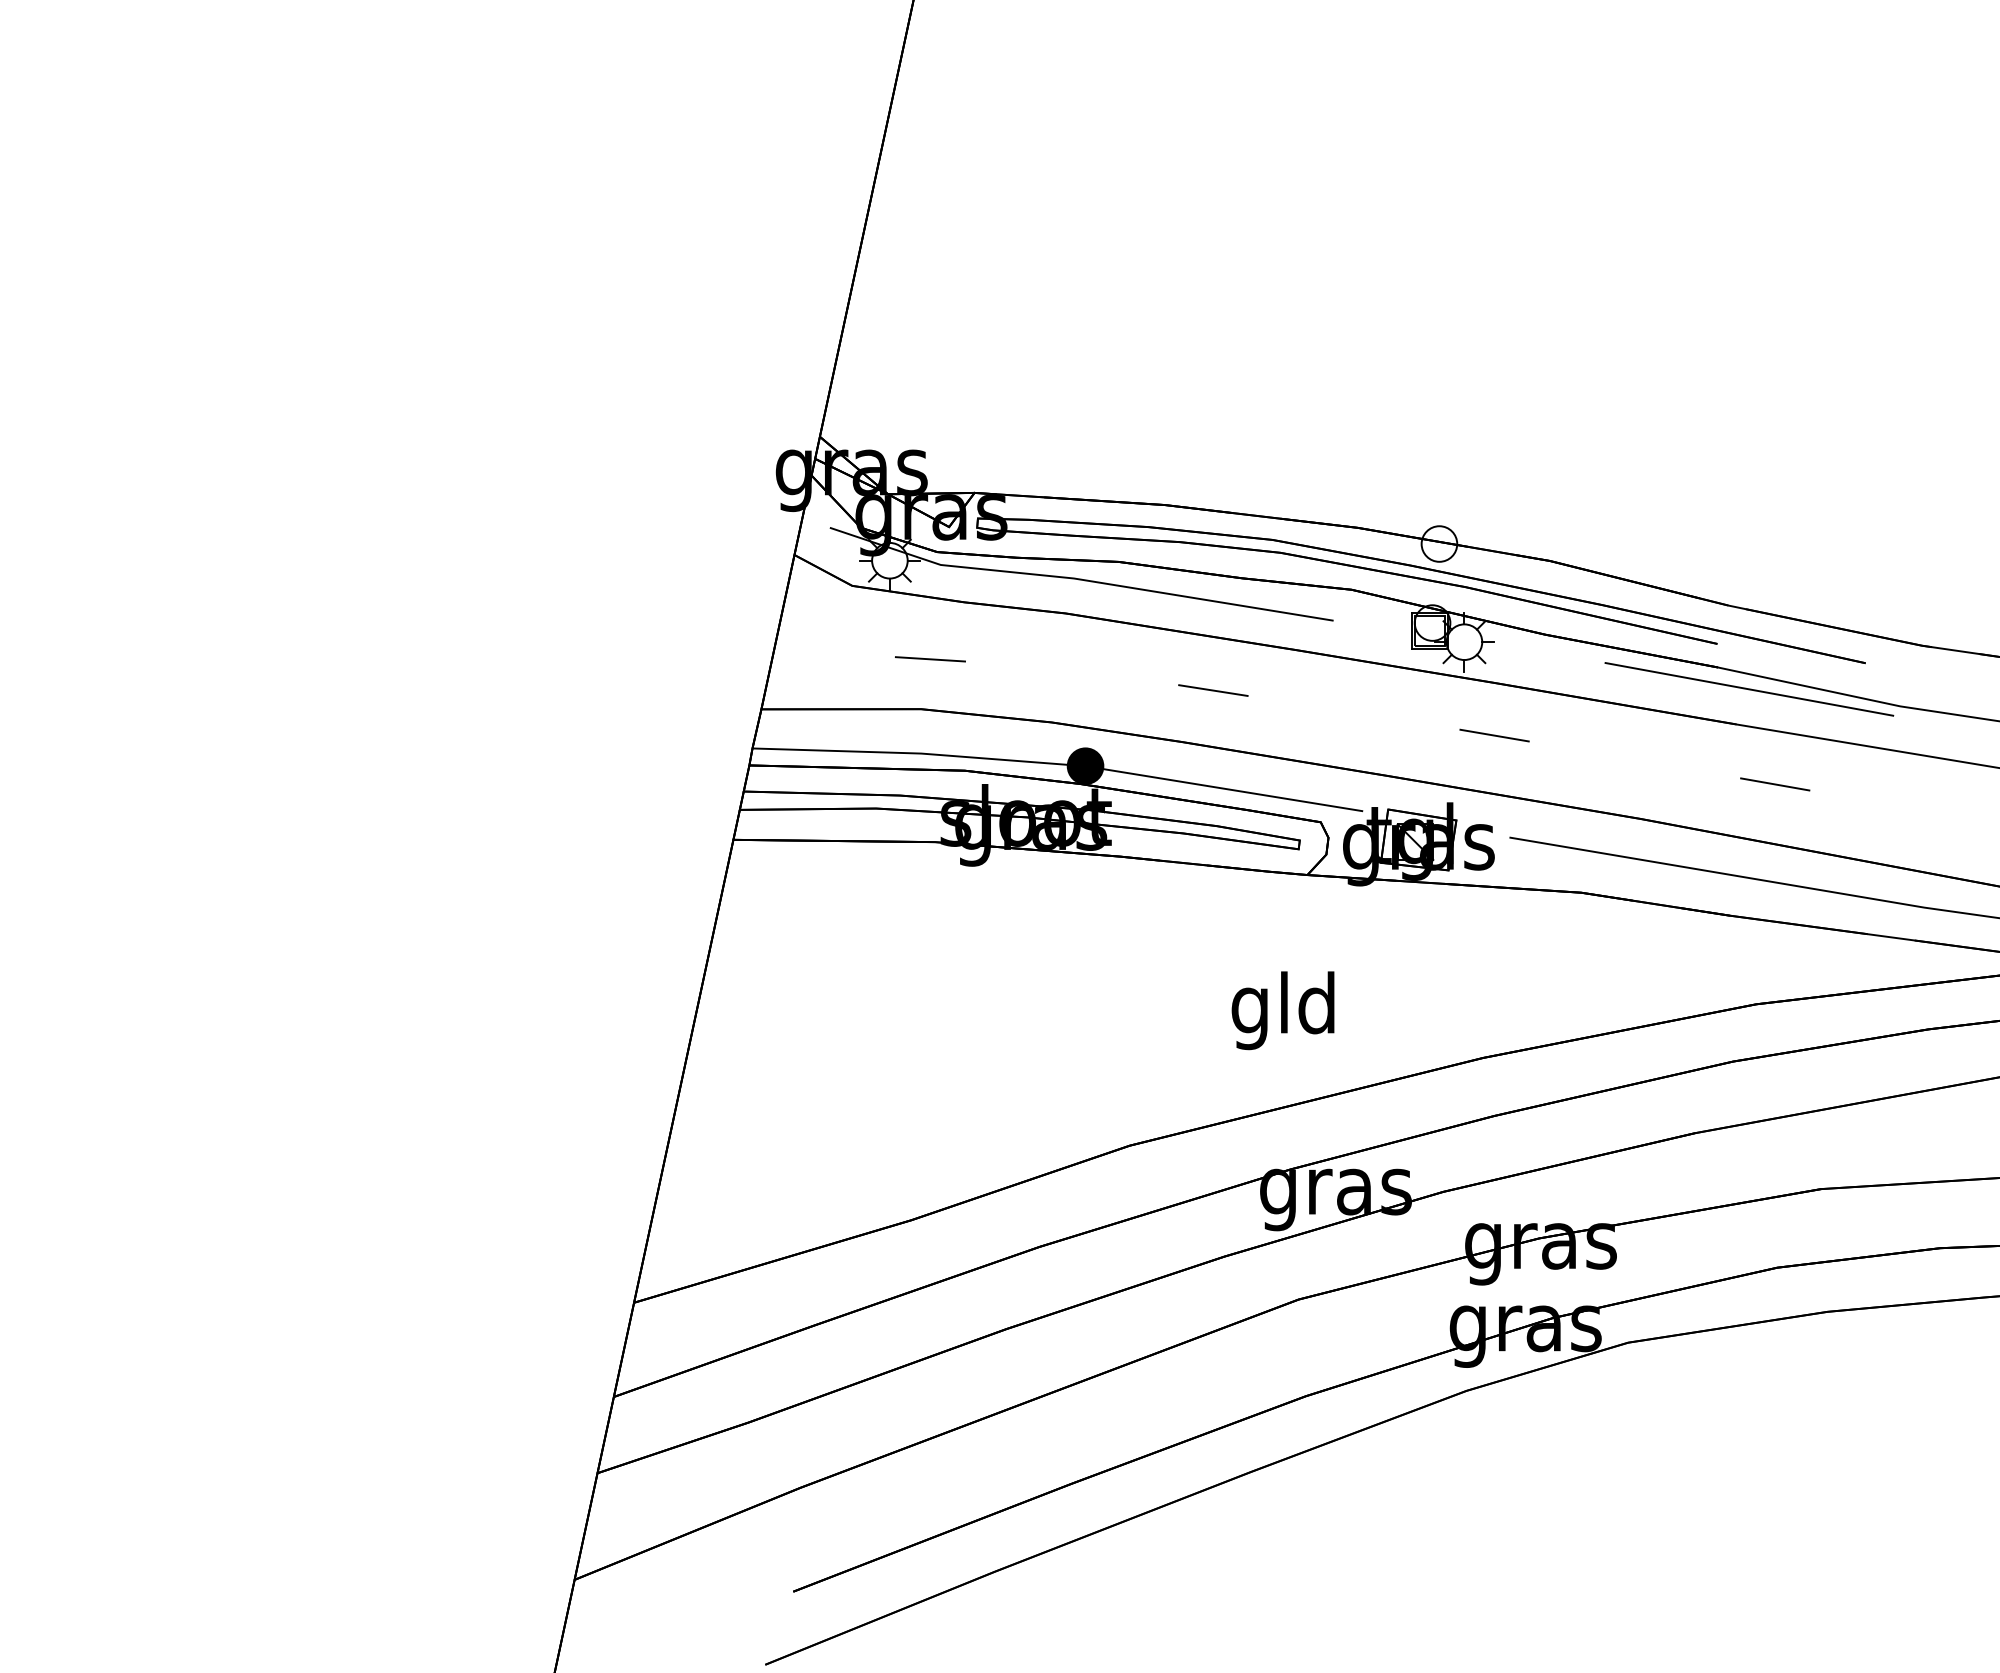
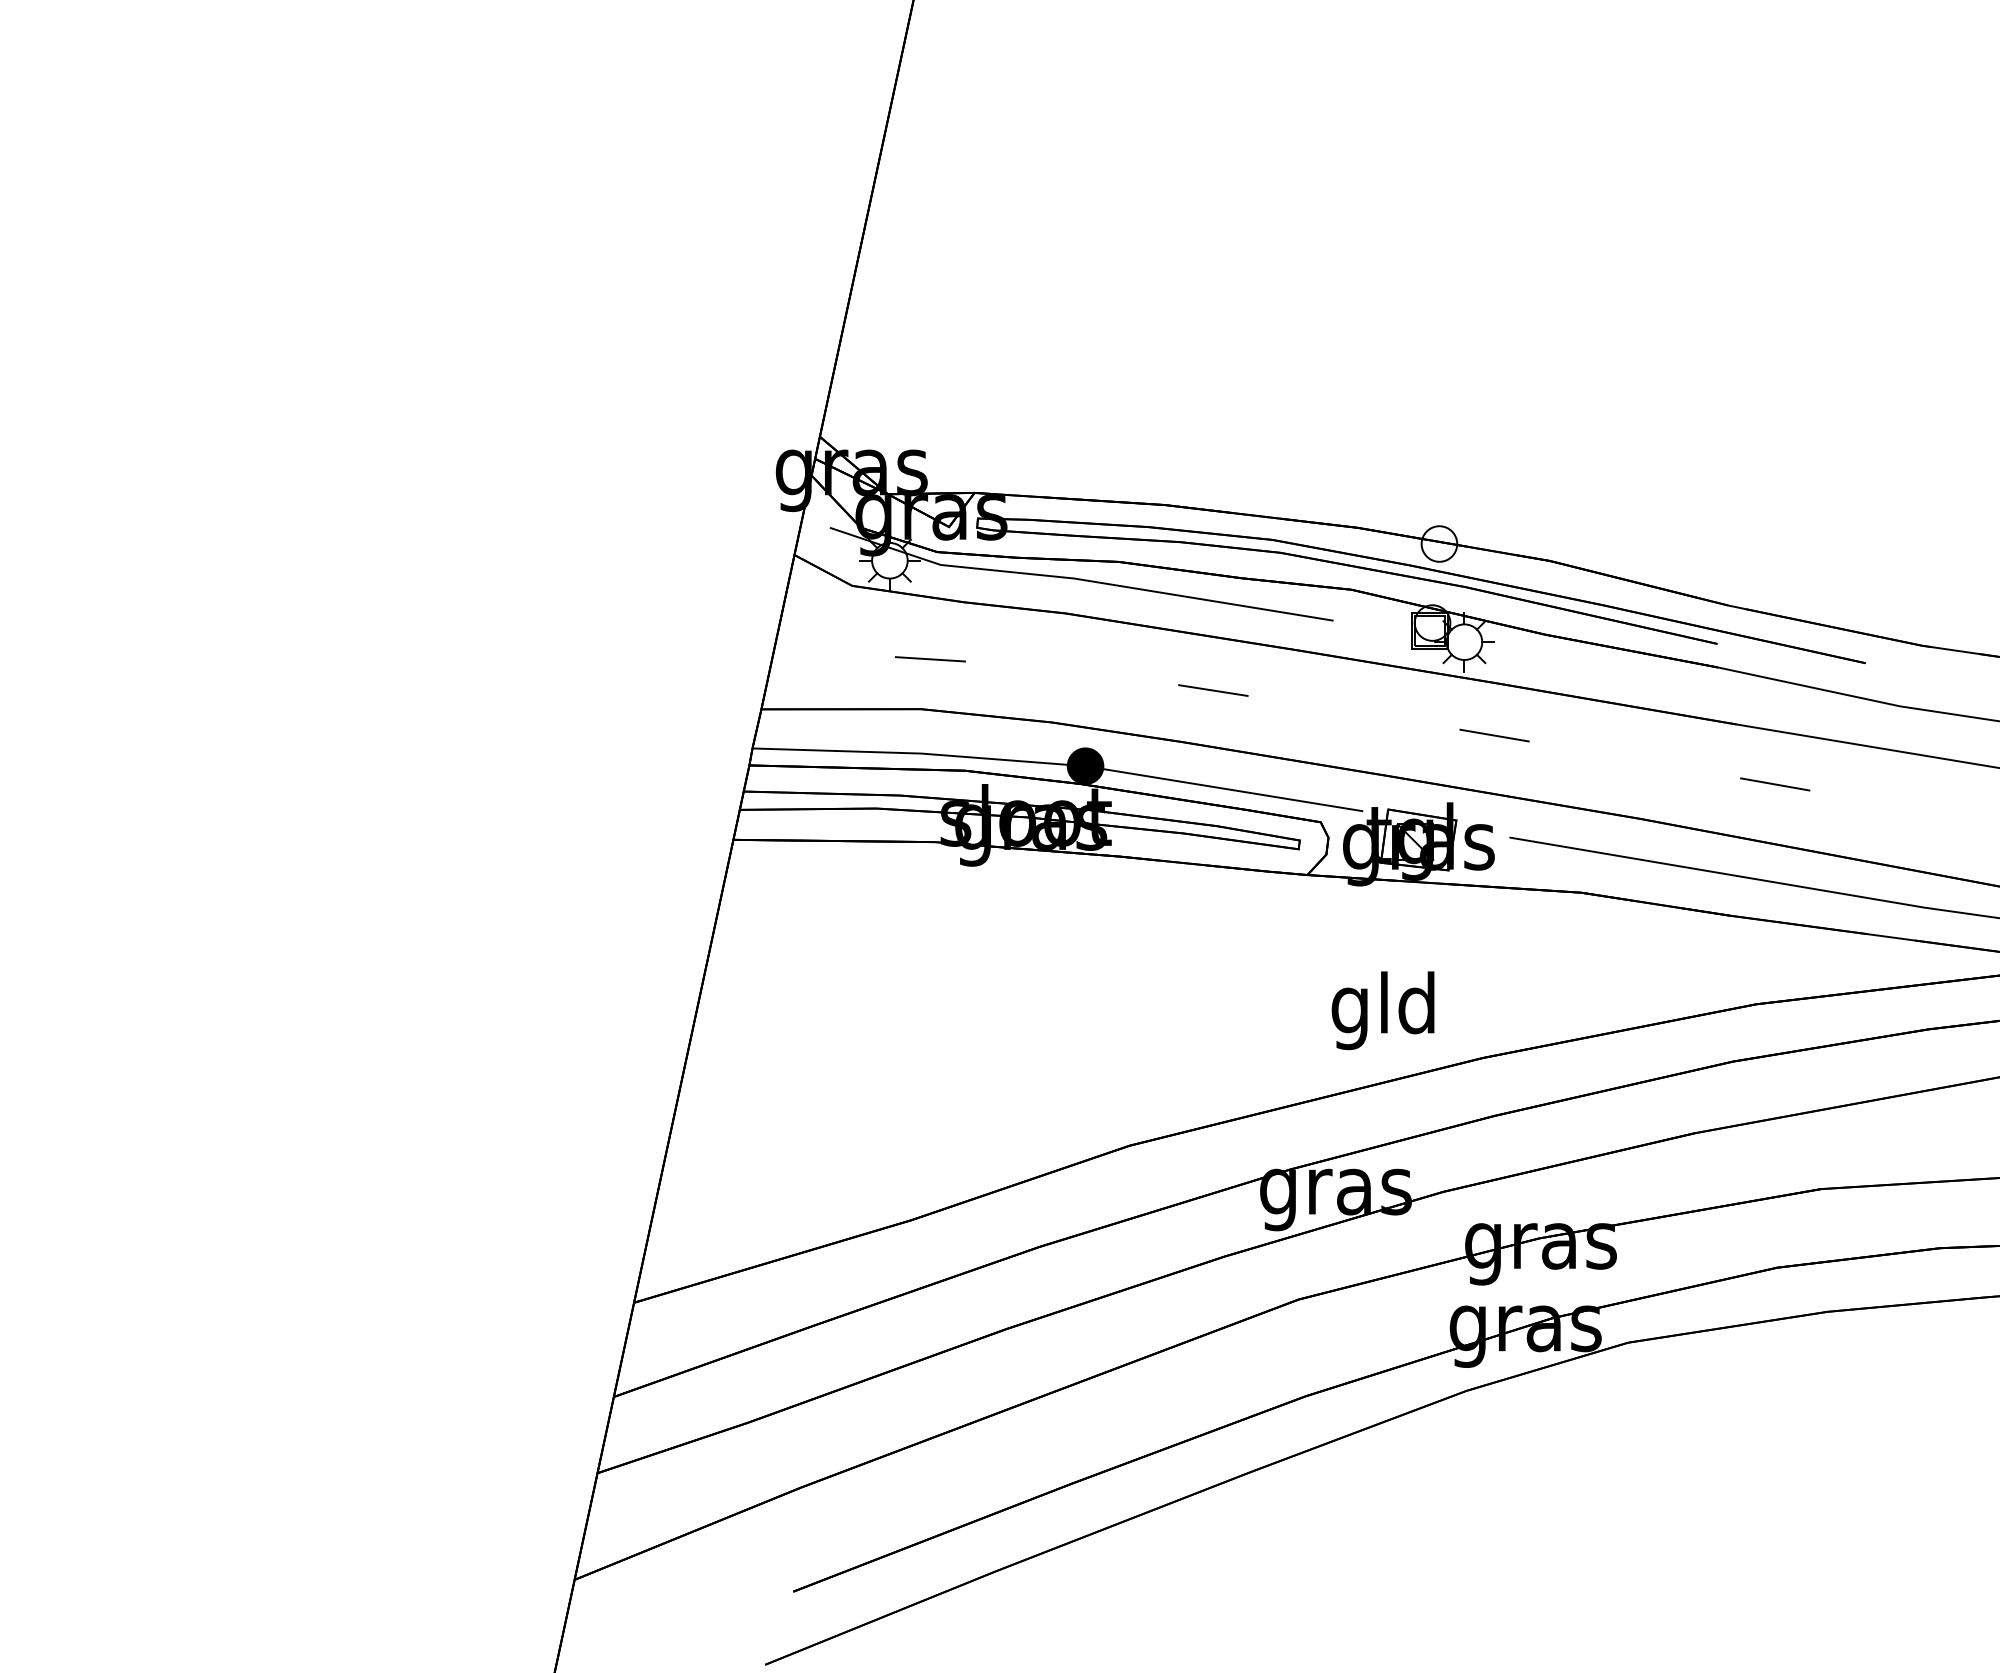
line: present -> none (1749, 689)
text position: (1282, 1010) -> (1382, 1010) (1382, 1010)
